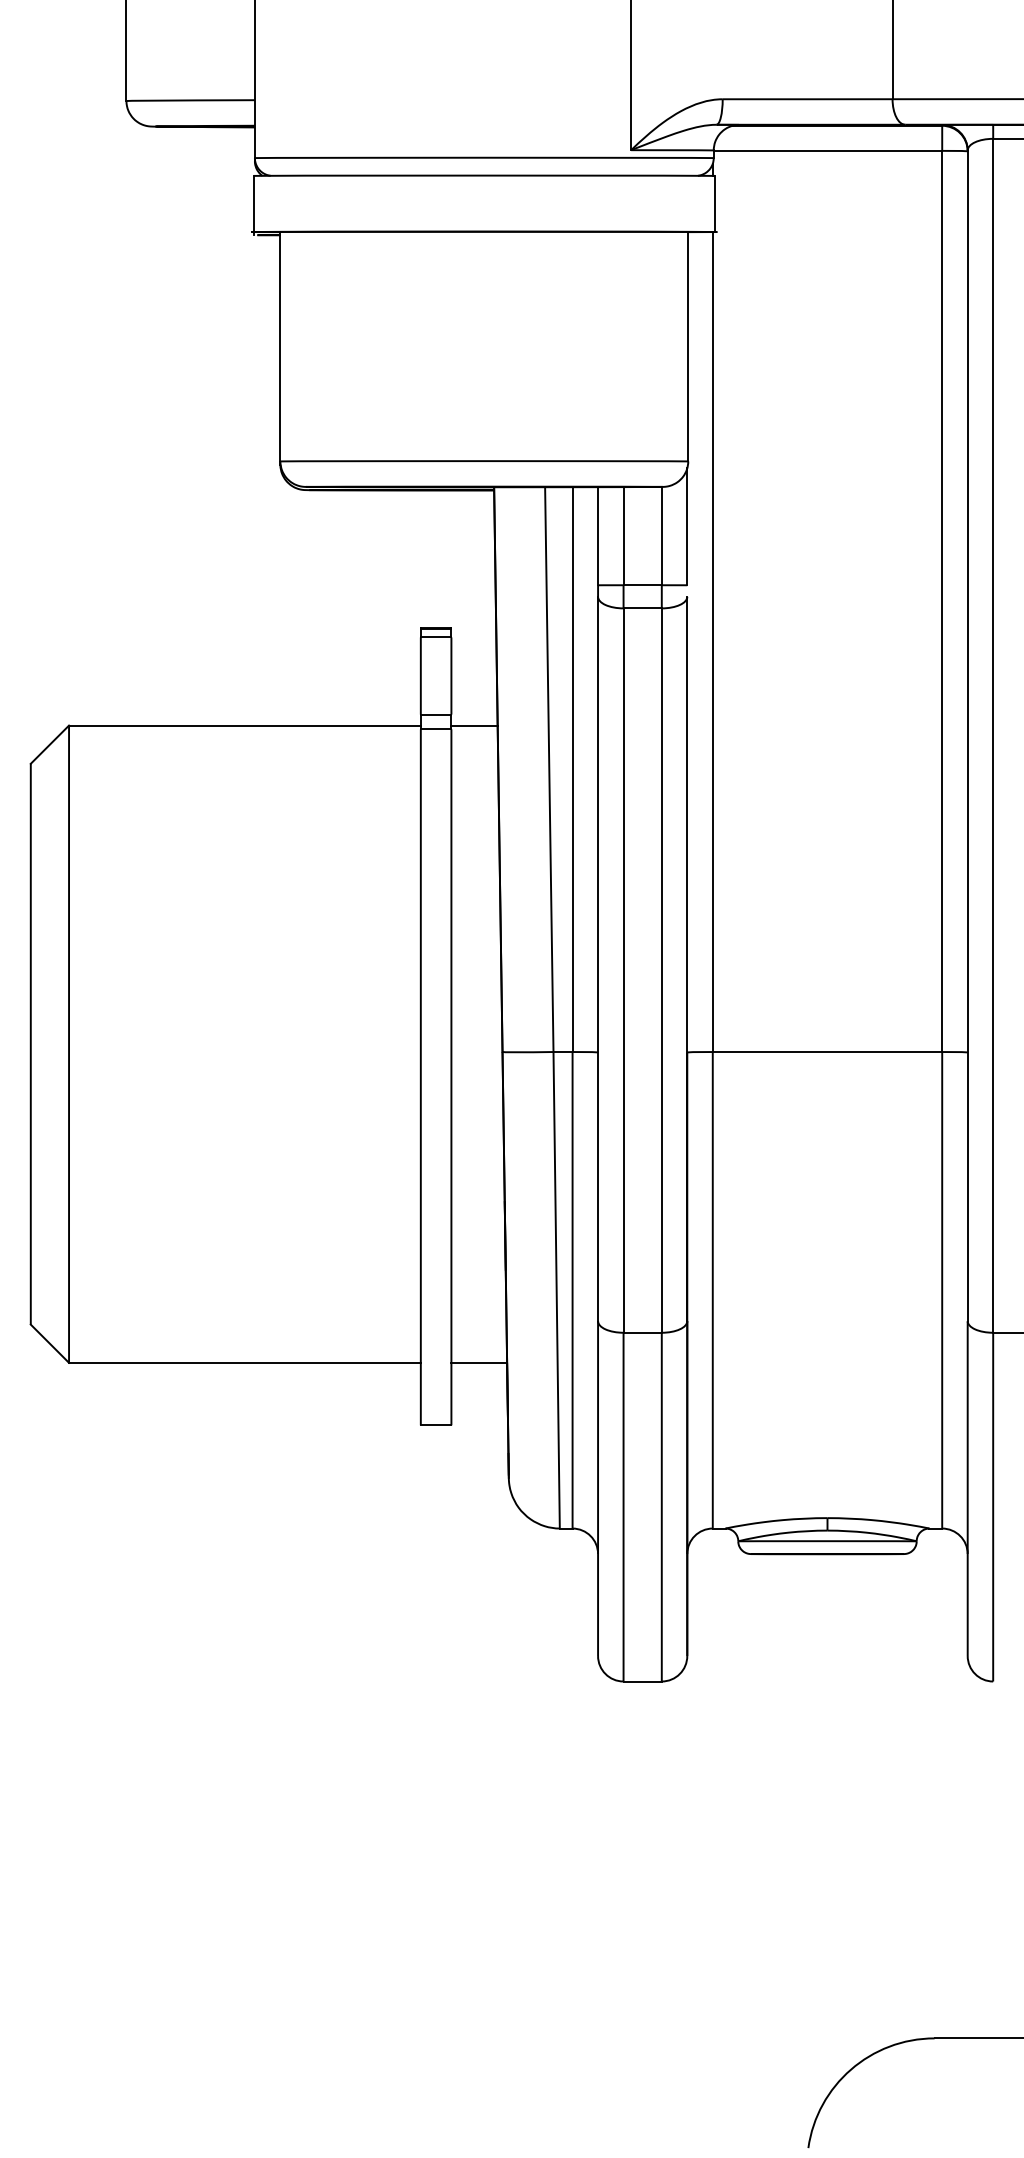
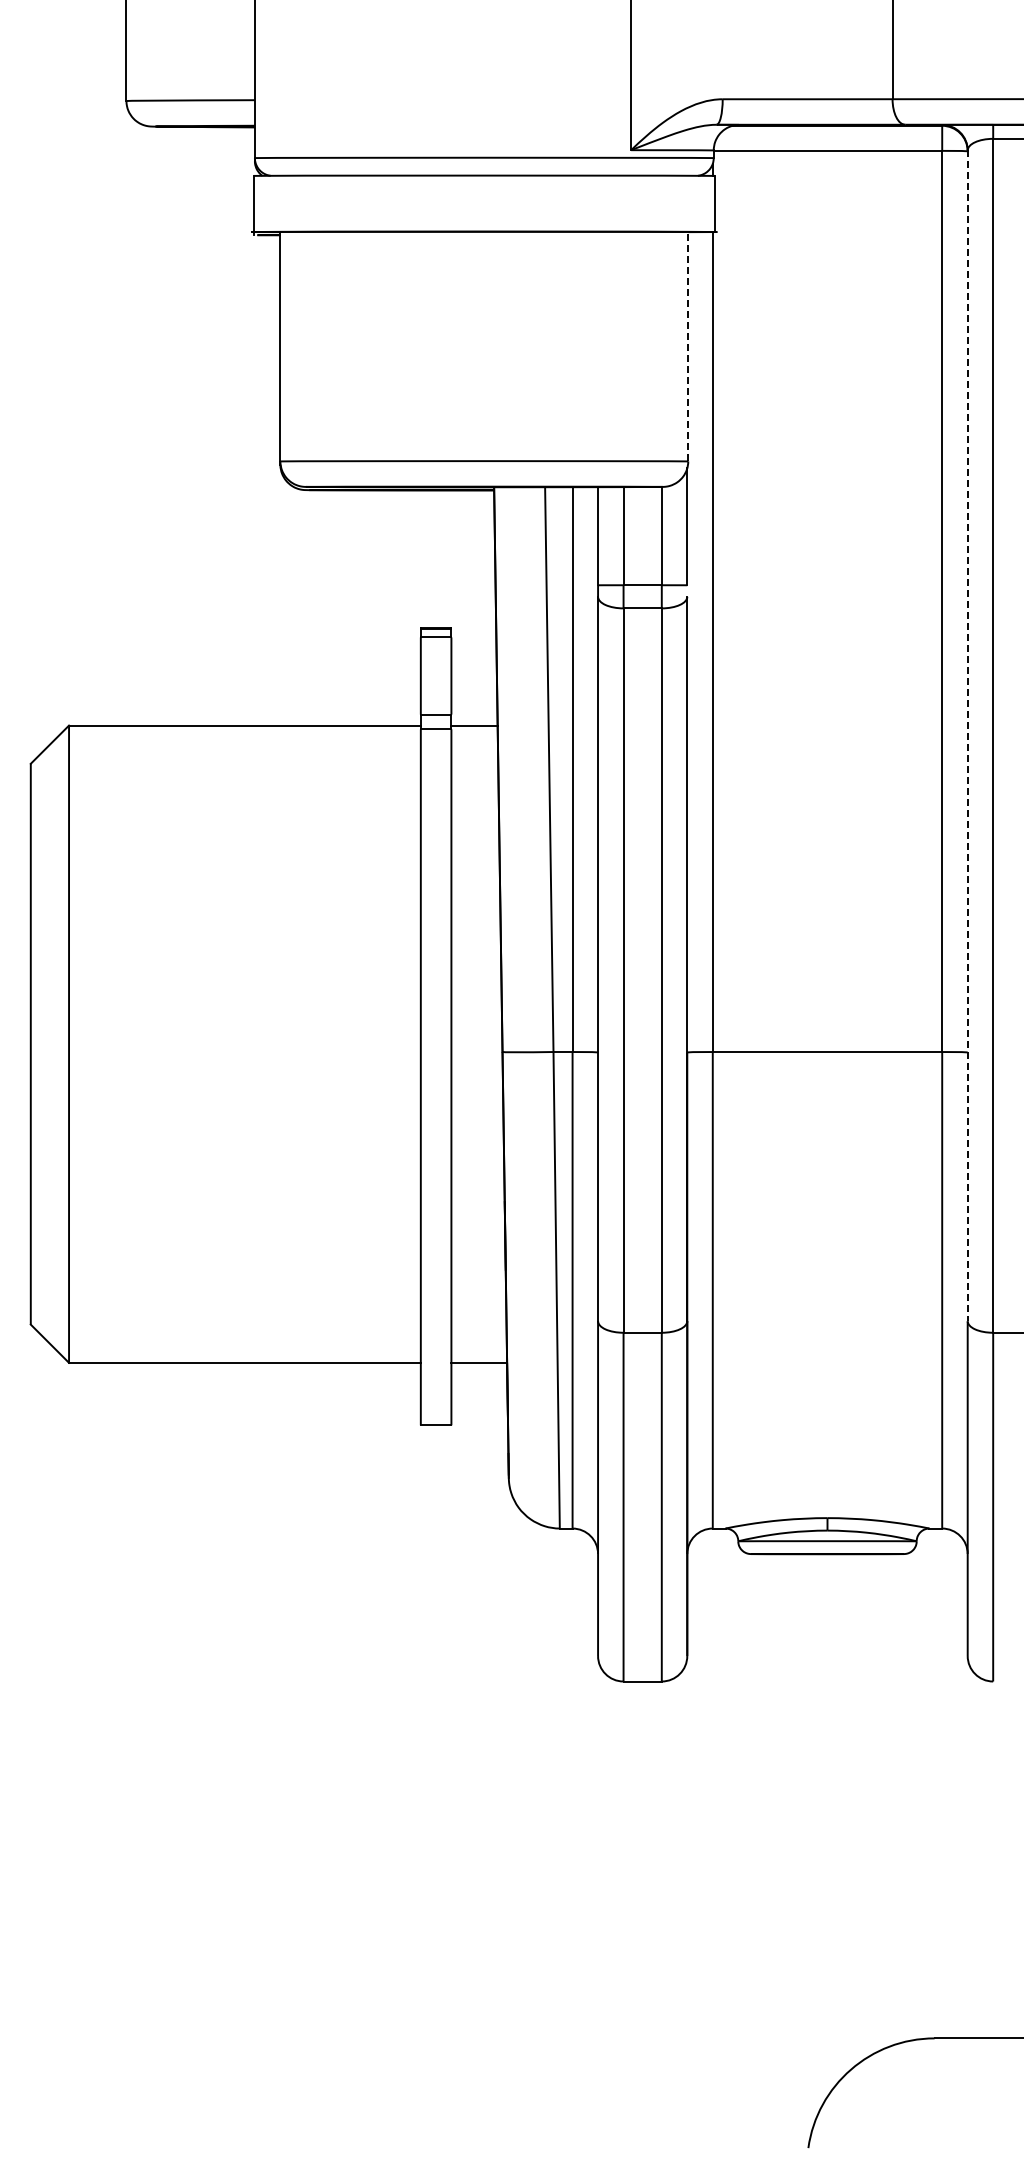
line: solid -> dashed (688, 346)
line: solid -> dashed (967, 736)
